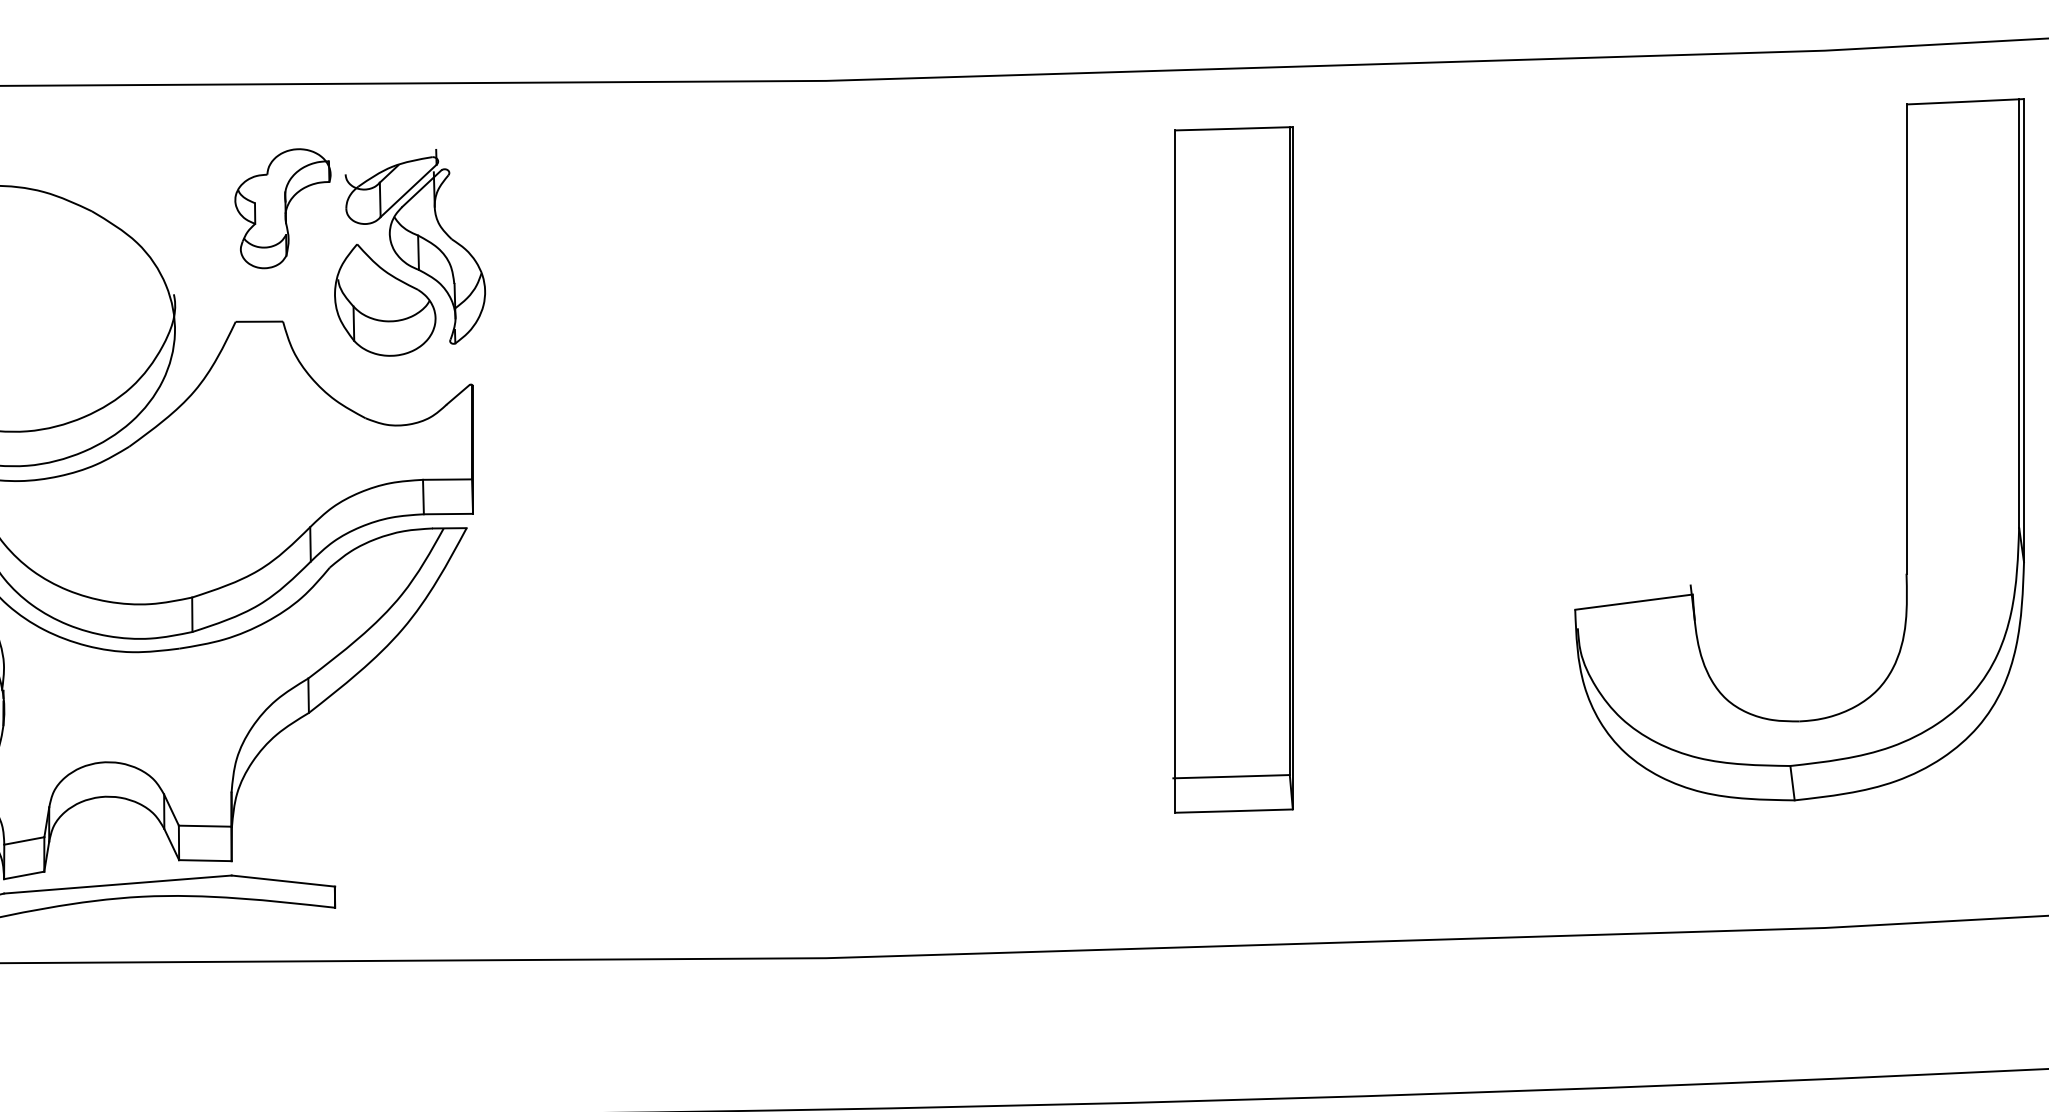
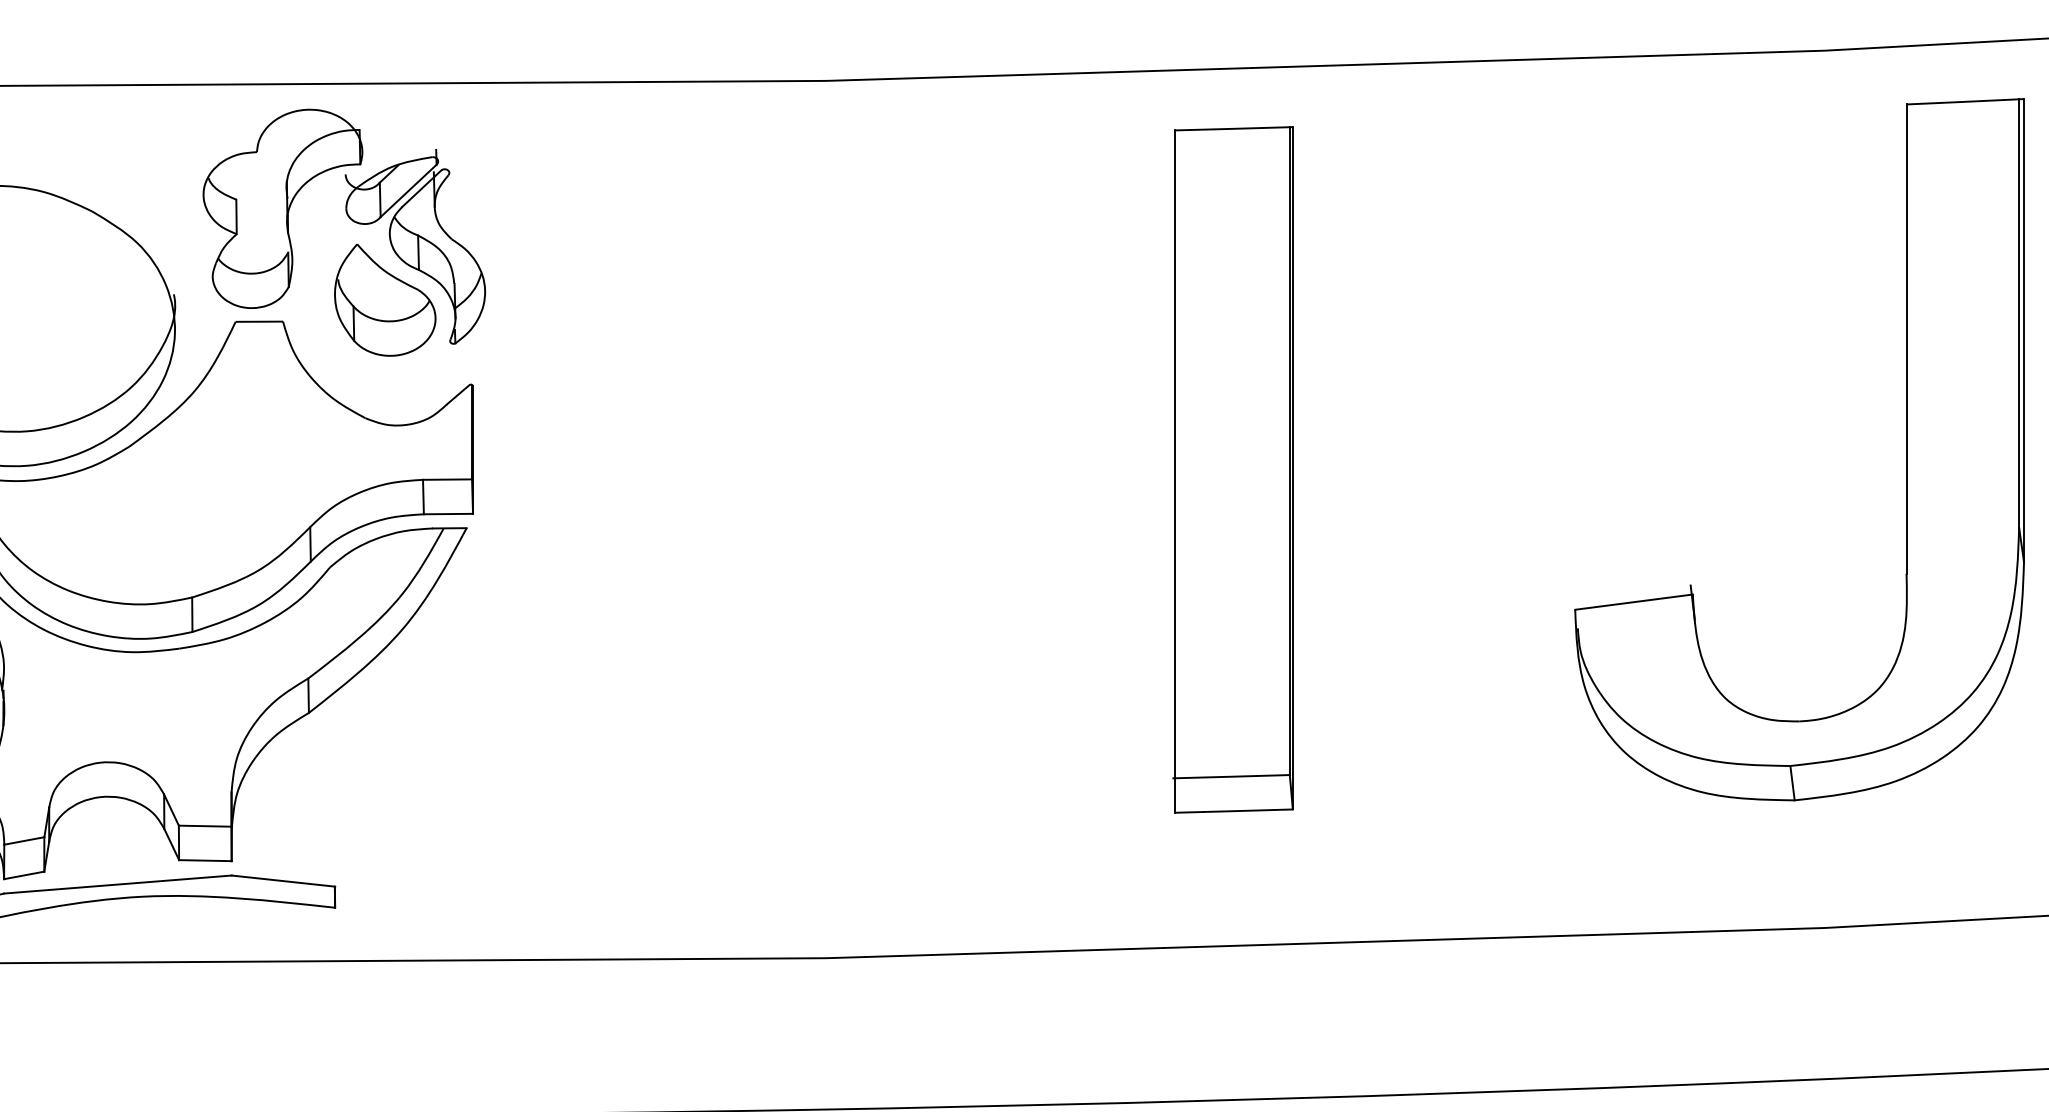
part size: 98x122 px -> 162x201 px (282, 208)
